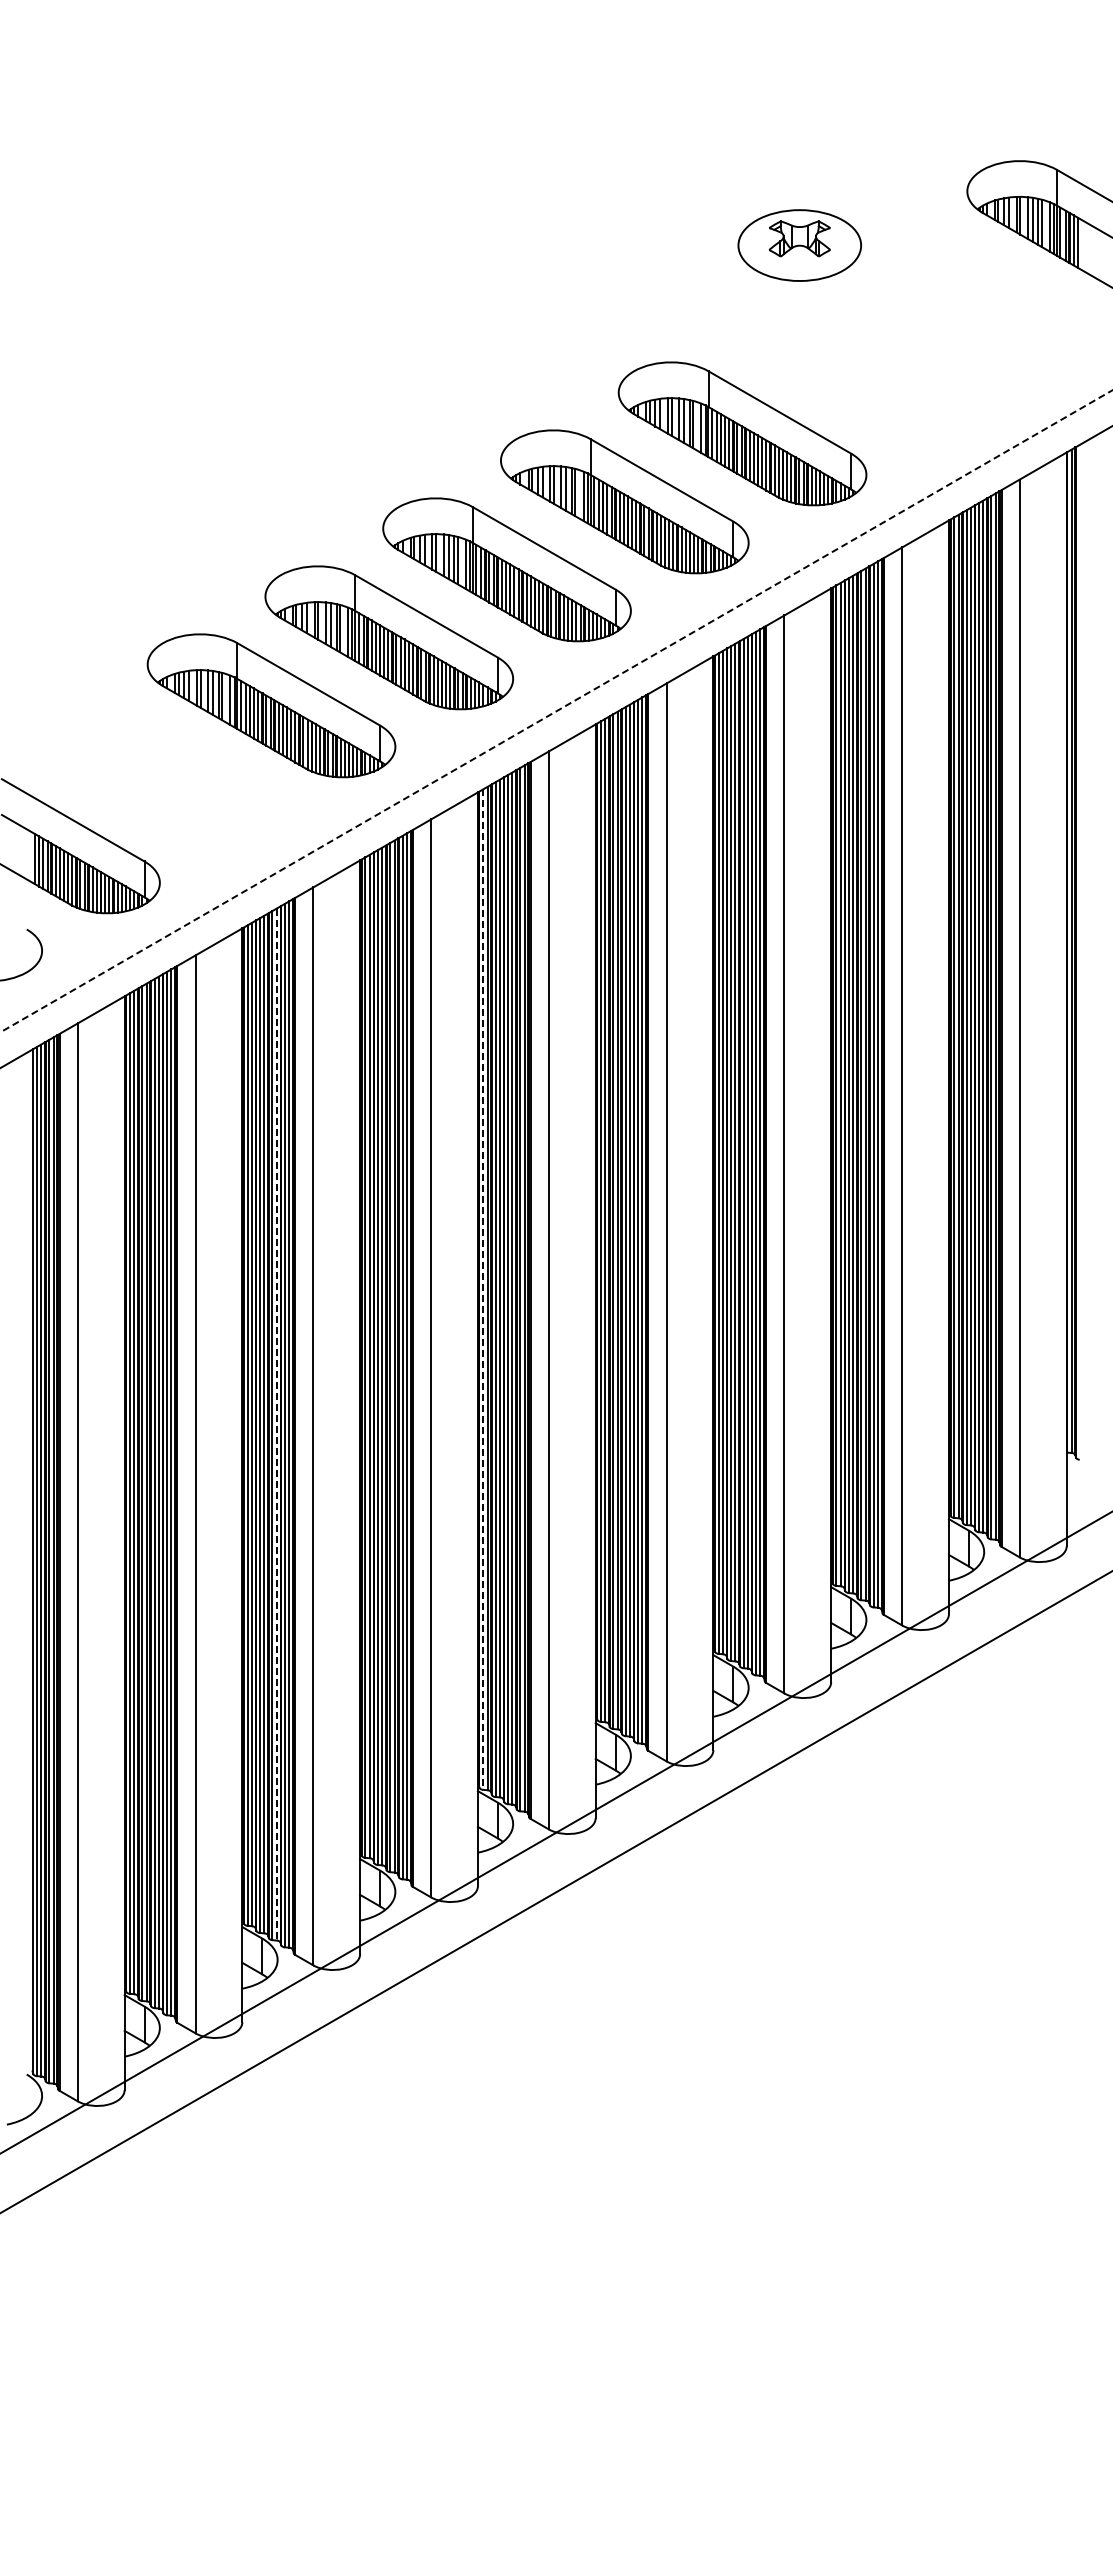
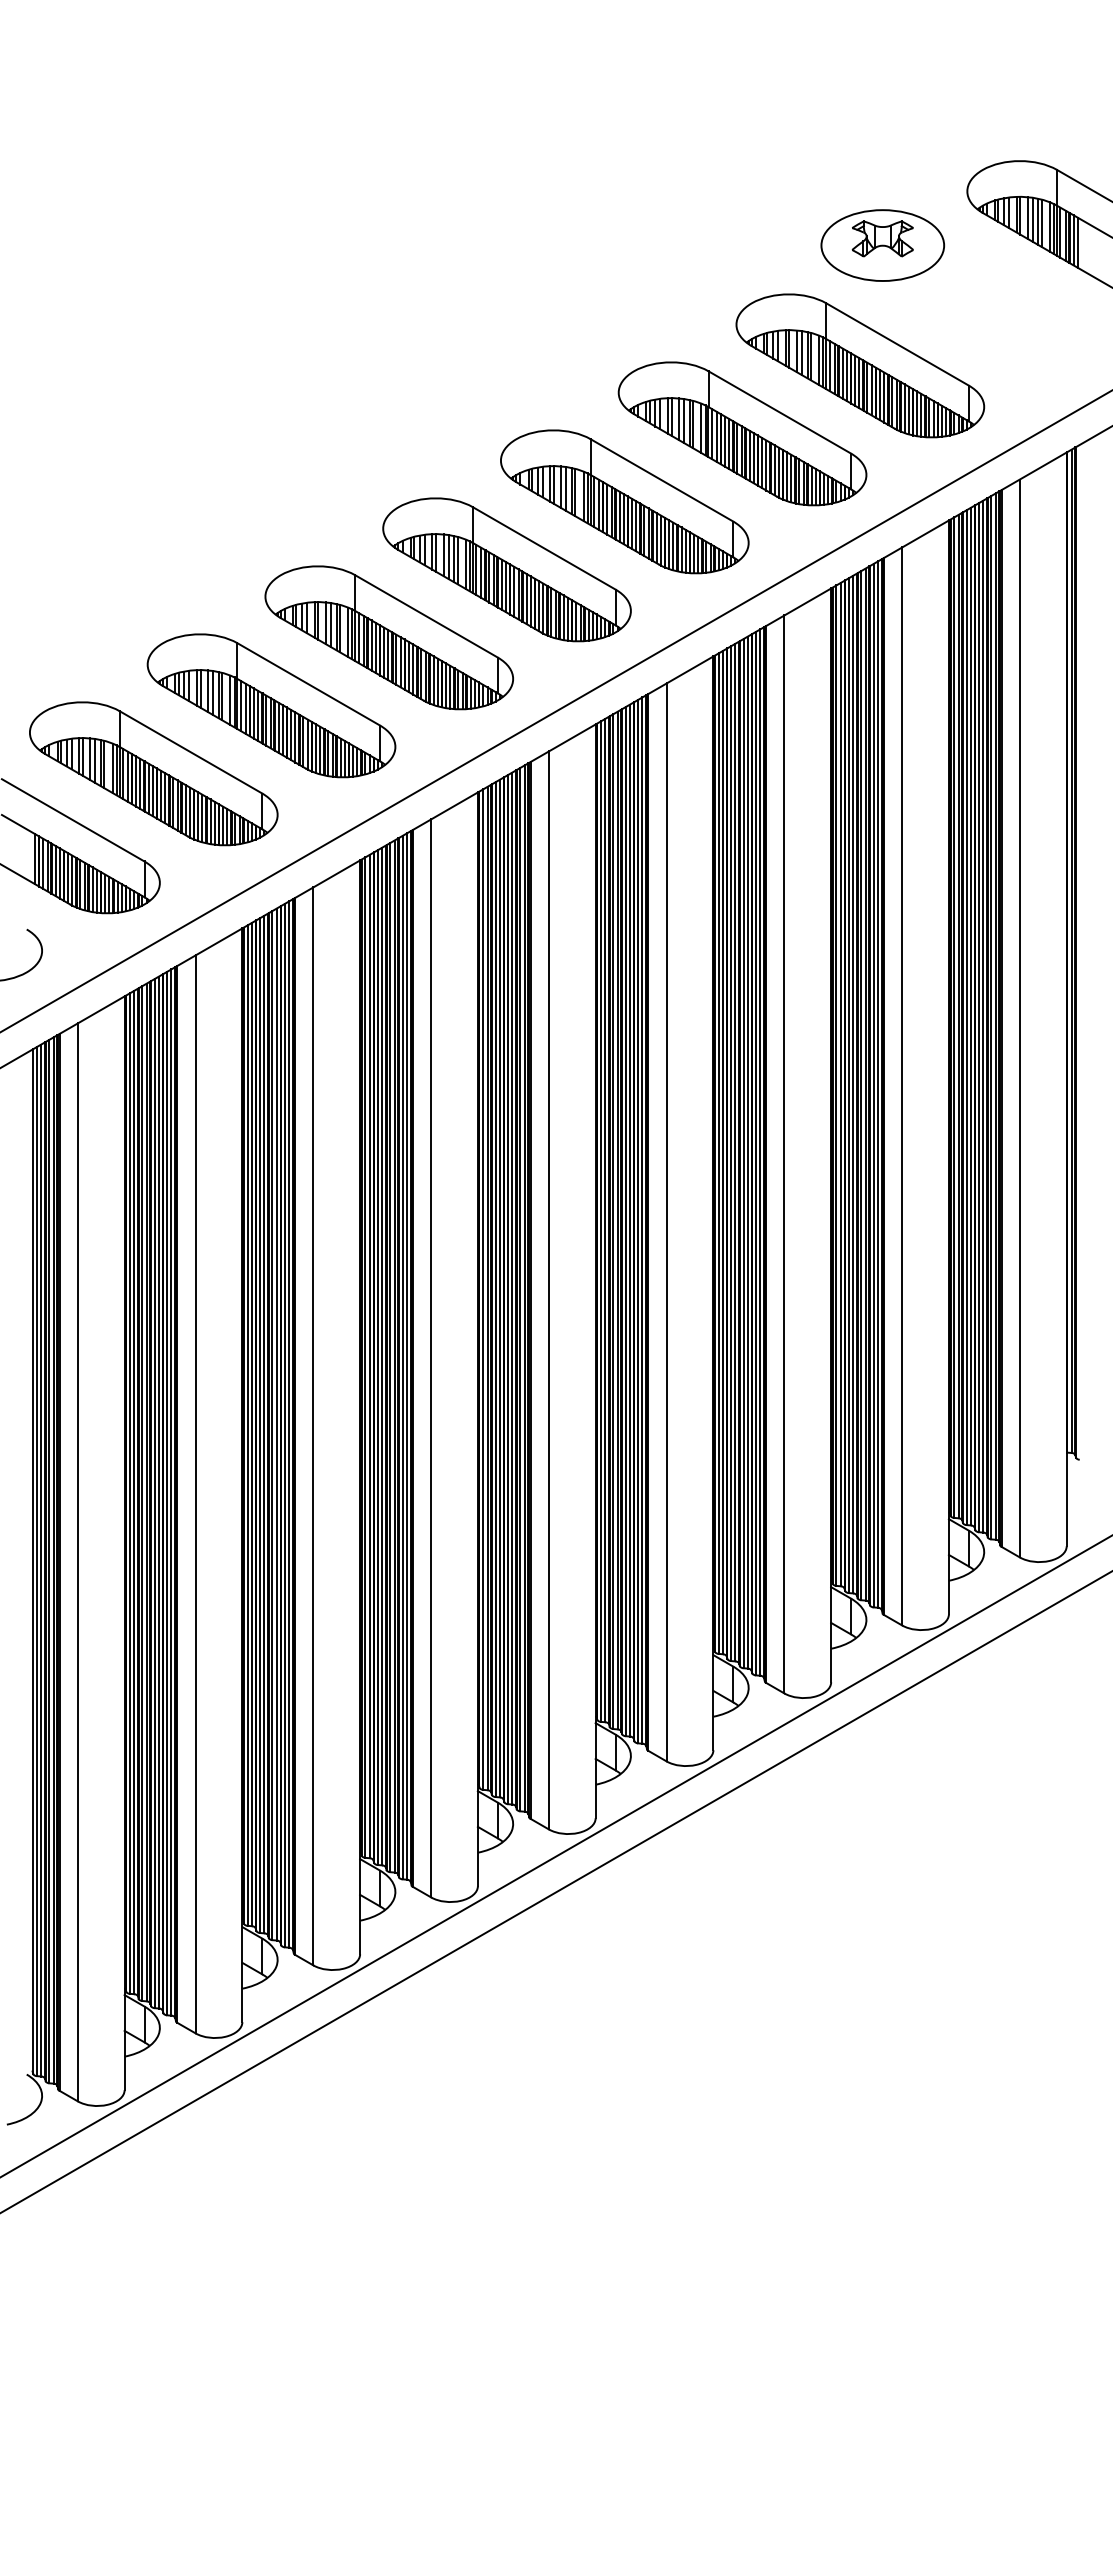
part position: (799, 245) -> (882, 245) (882, 245)
part: none -> present (860, 365)
line: dashed -> solid (556, 711)
part: none -> present (153, 773)
line: dashed -> solid (483, 1290)
line: dashed -> solid (276, 1424)
line position: (555, 1832) -> (555, 1856) (555, 1856)
